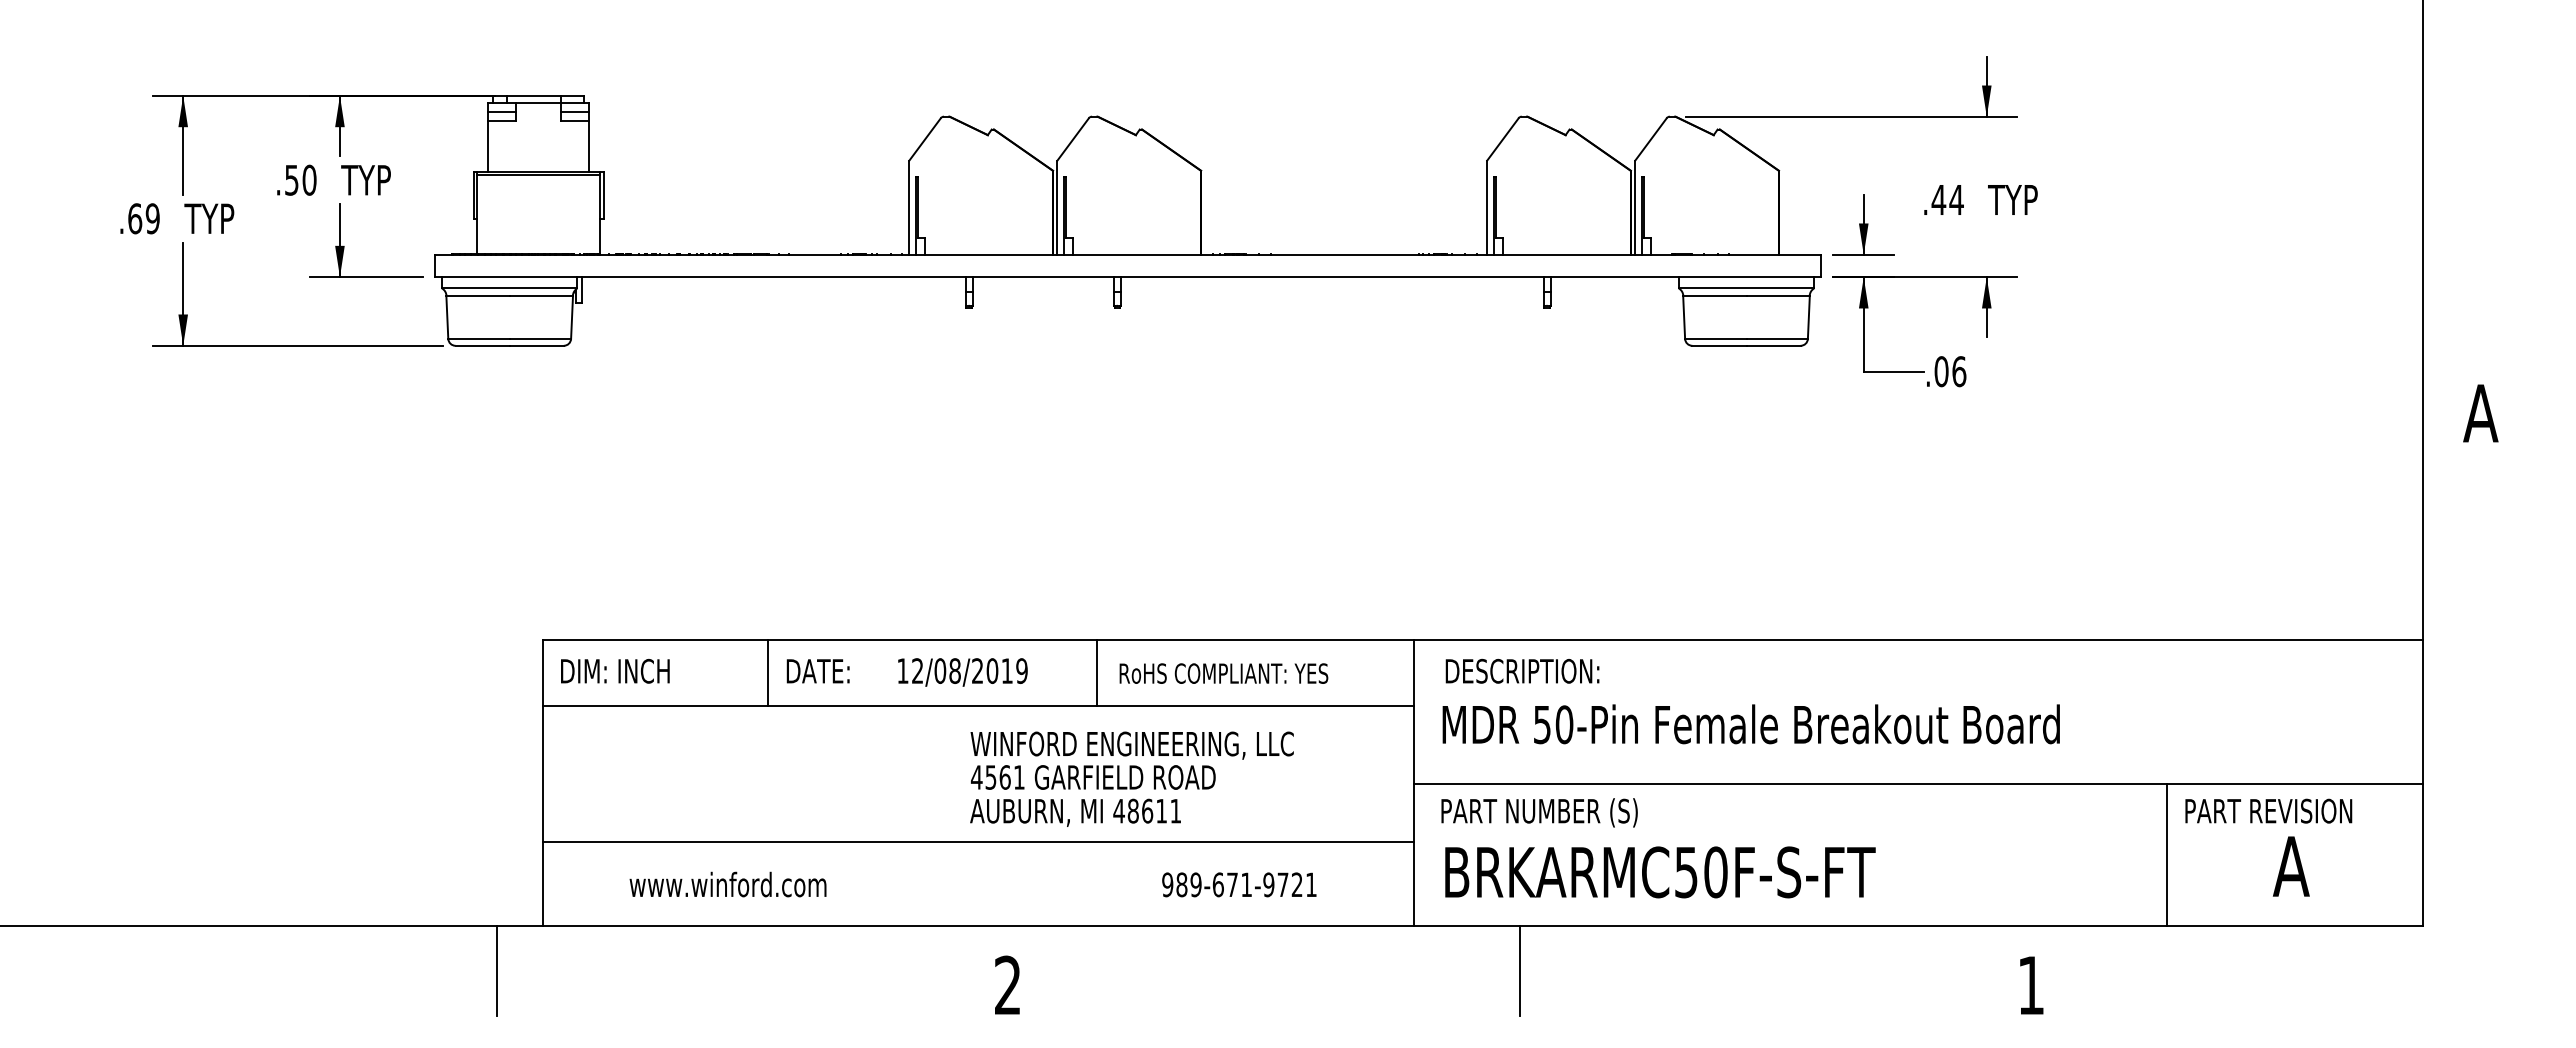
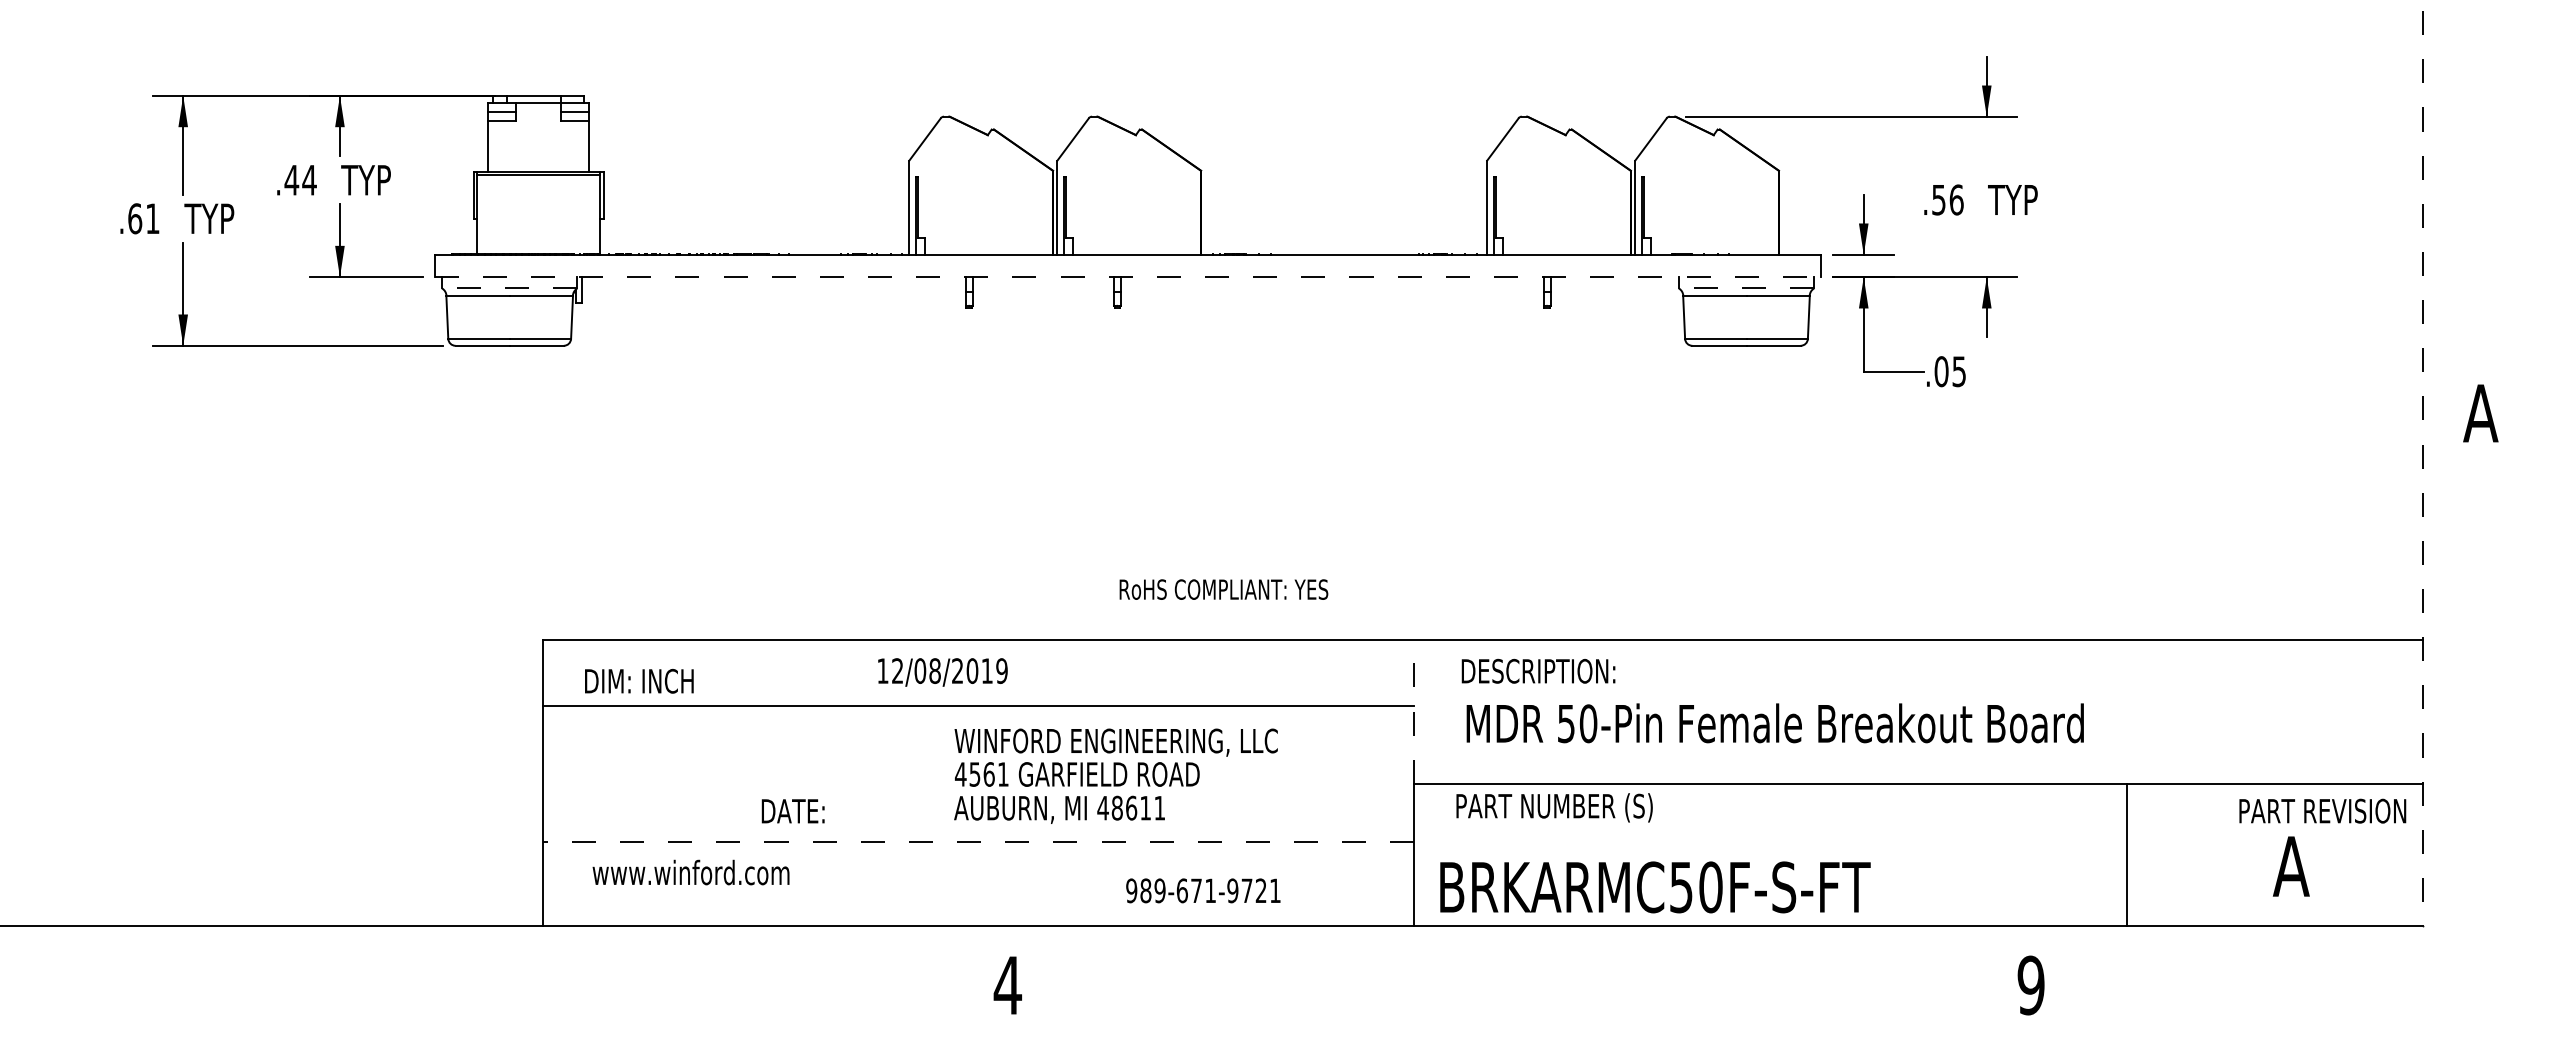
text: .50 -> .44 (300, 179)
text: .44 -> .56 (1947, 199)
text: .69 -> .61 (152, 218)
line: solid -> dashed (1128, 277)
line: solid -> dashed (509, 288)
line: solid -> dashed (1746, 288)
text: .06 -> .05 (1959, 371)
line: solid -> dashed (2423, 463)
text position: (1522, 670) -> (1538, 670) (1538, 670)
text position: (615, 671) -> (639, 681) (639, 681)
text position: (817, 671) -> (792, 811) (792, 811)
text position: (962, 672) -> (942, 672) (942, 672)
line: present -> none (768, 673)
line: present -> none (1096, 673)
text position: (1223, 673) -> (1223, 589) (1223, 589)
line: solid -> dashed (1414, 712)
text position: (1750, 724) -> (1774, 723) (1774, 723)
text position: (1131, 778) -> (1115, 775) (1115, 775)
text position: (2268, 810) -> (2322, 810) (2322, 810)
text position: (1539, 812) -> (1554, 807) (1554, 807)
line: solid -> dashed (978, 842)
line position: (2167, 854) -> (2127, 854) (2127, 854)
text position: (1660, 872) -> (1655, 887) (1655, 887)
text position: (727, 884) -> (690, 872) (690, 872)
text position: (1239, 884) -> (1203, 890) (1203, 890)
line: present -> none (496, 971)
line: present -> none (1520, 971)
text: 2 -> 4 (1007, 984)
text: 1 -> 9 (2030, 985)
